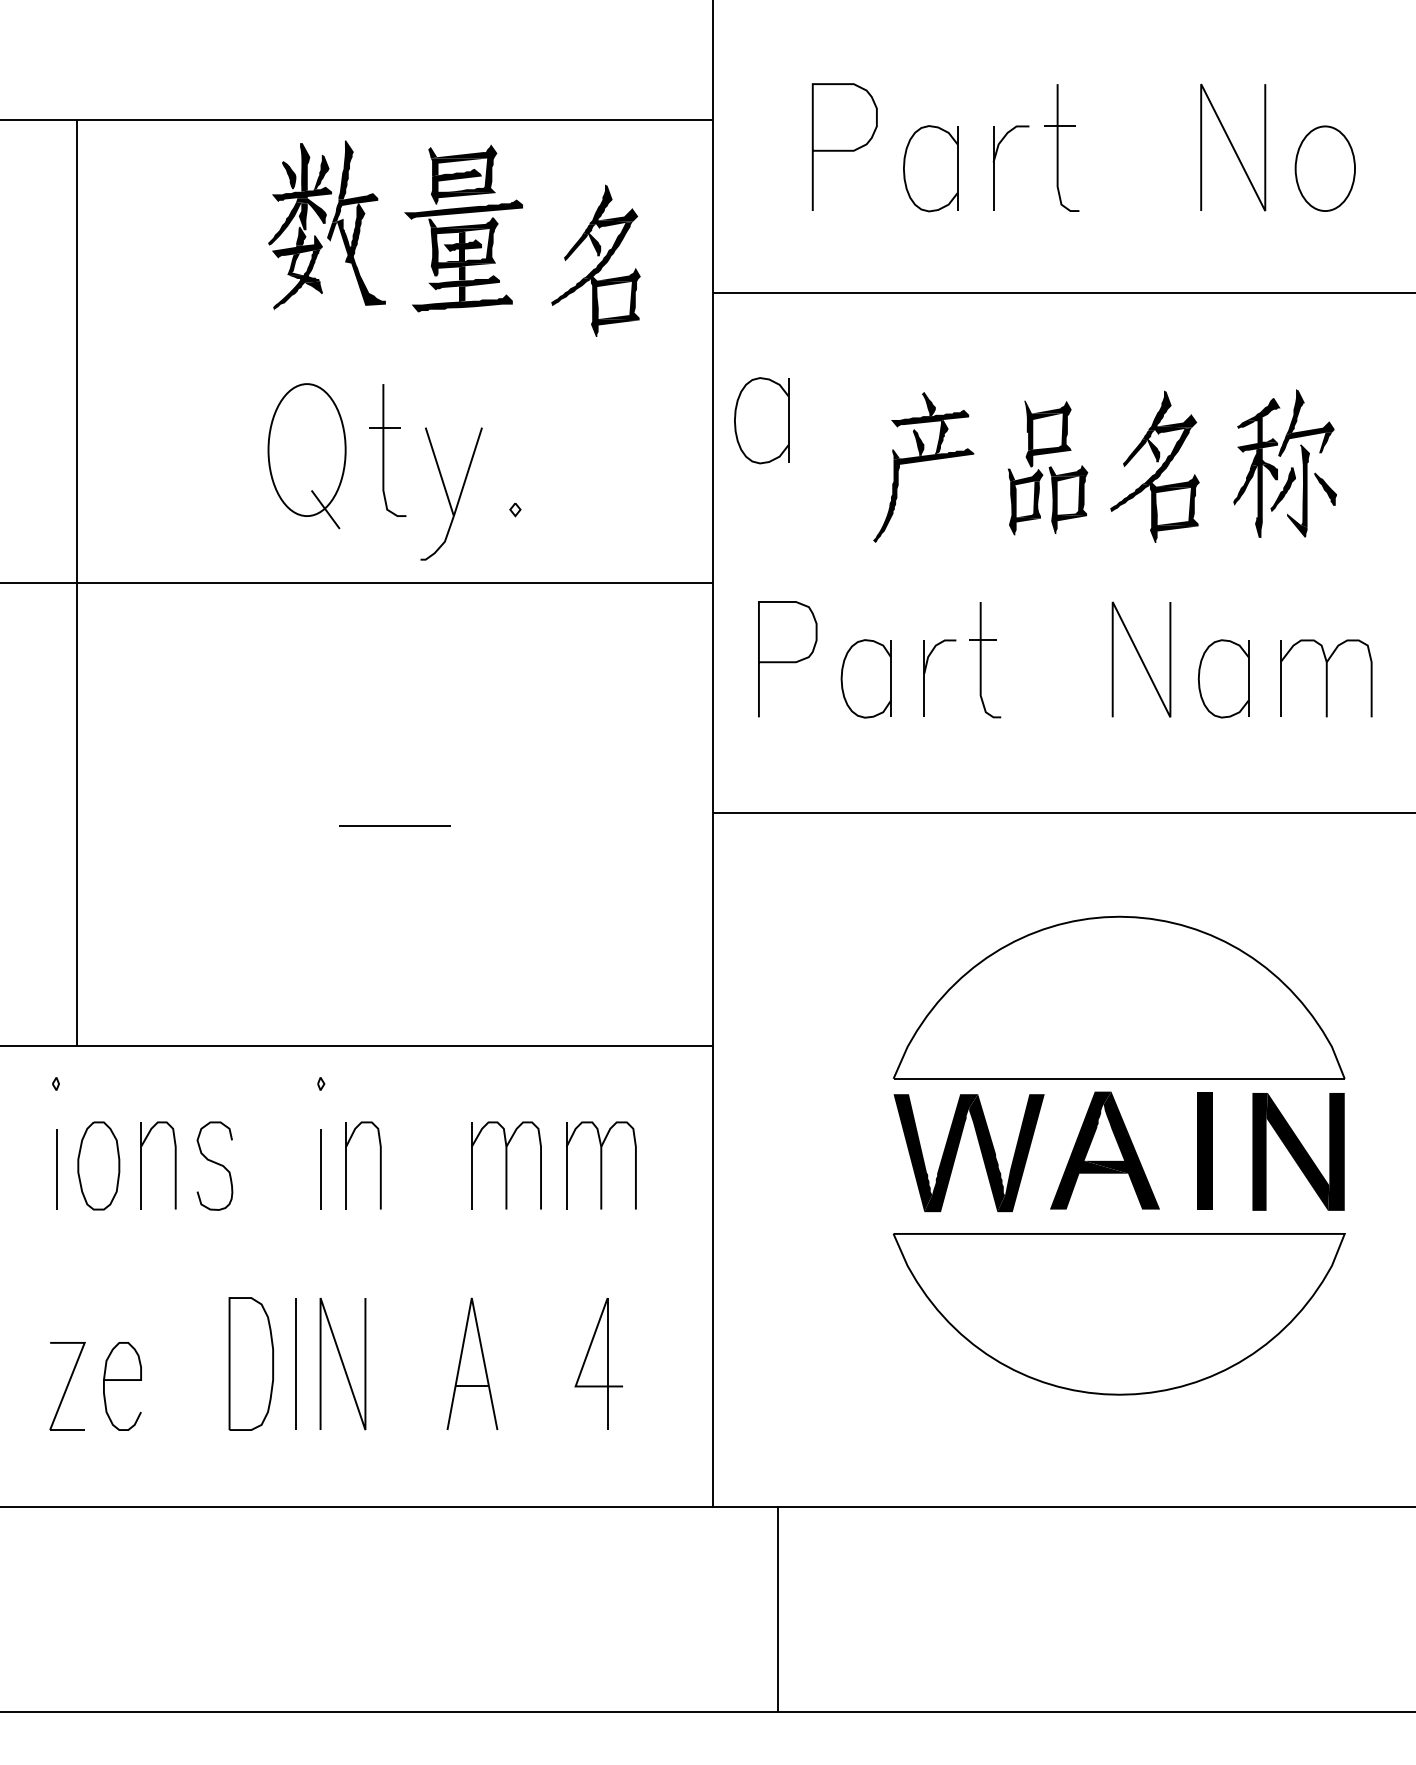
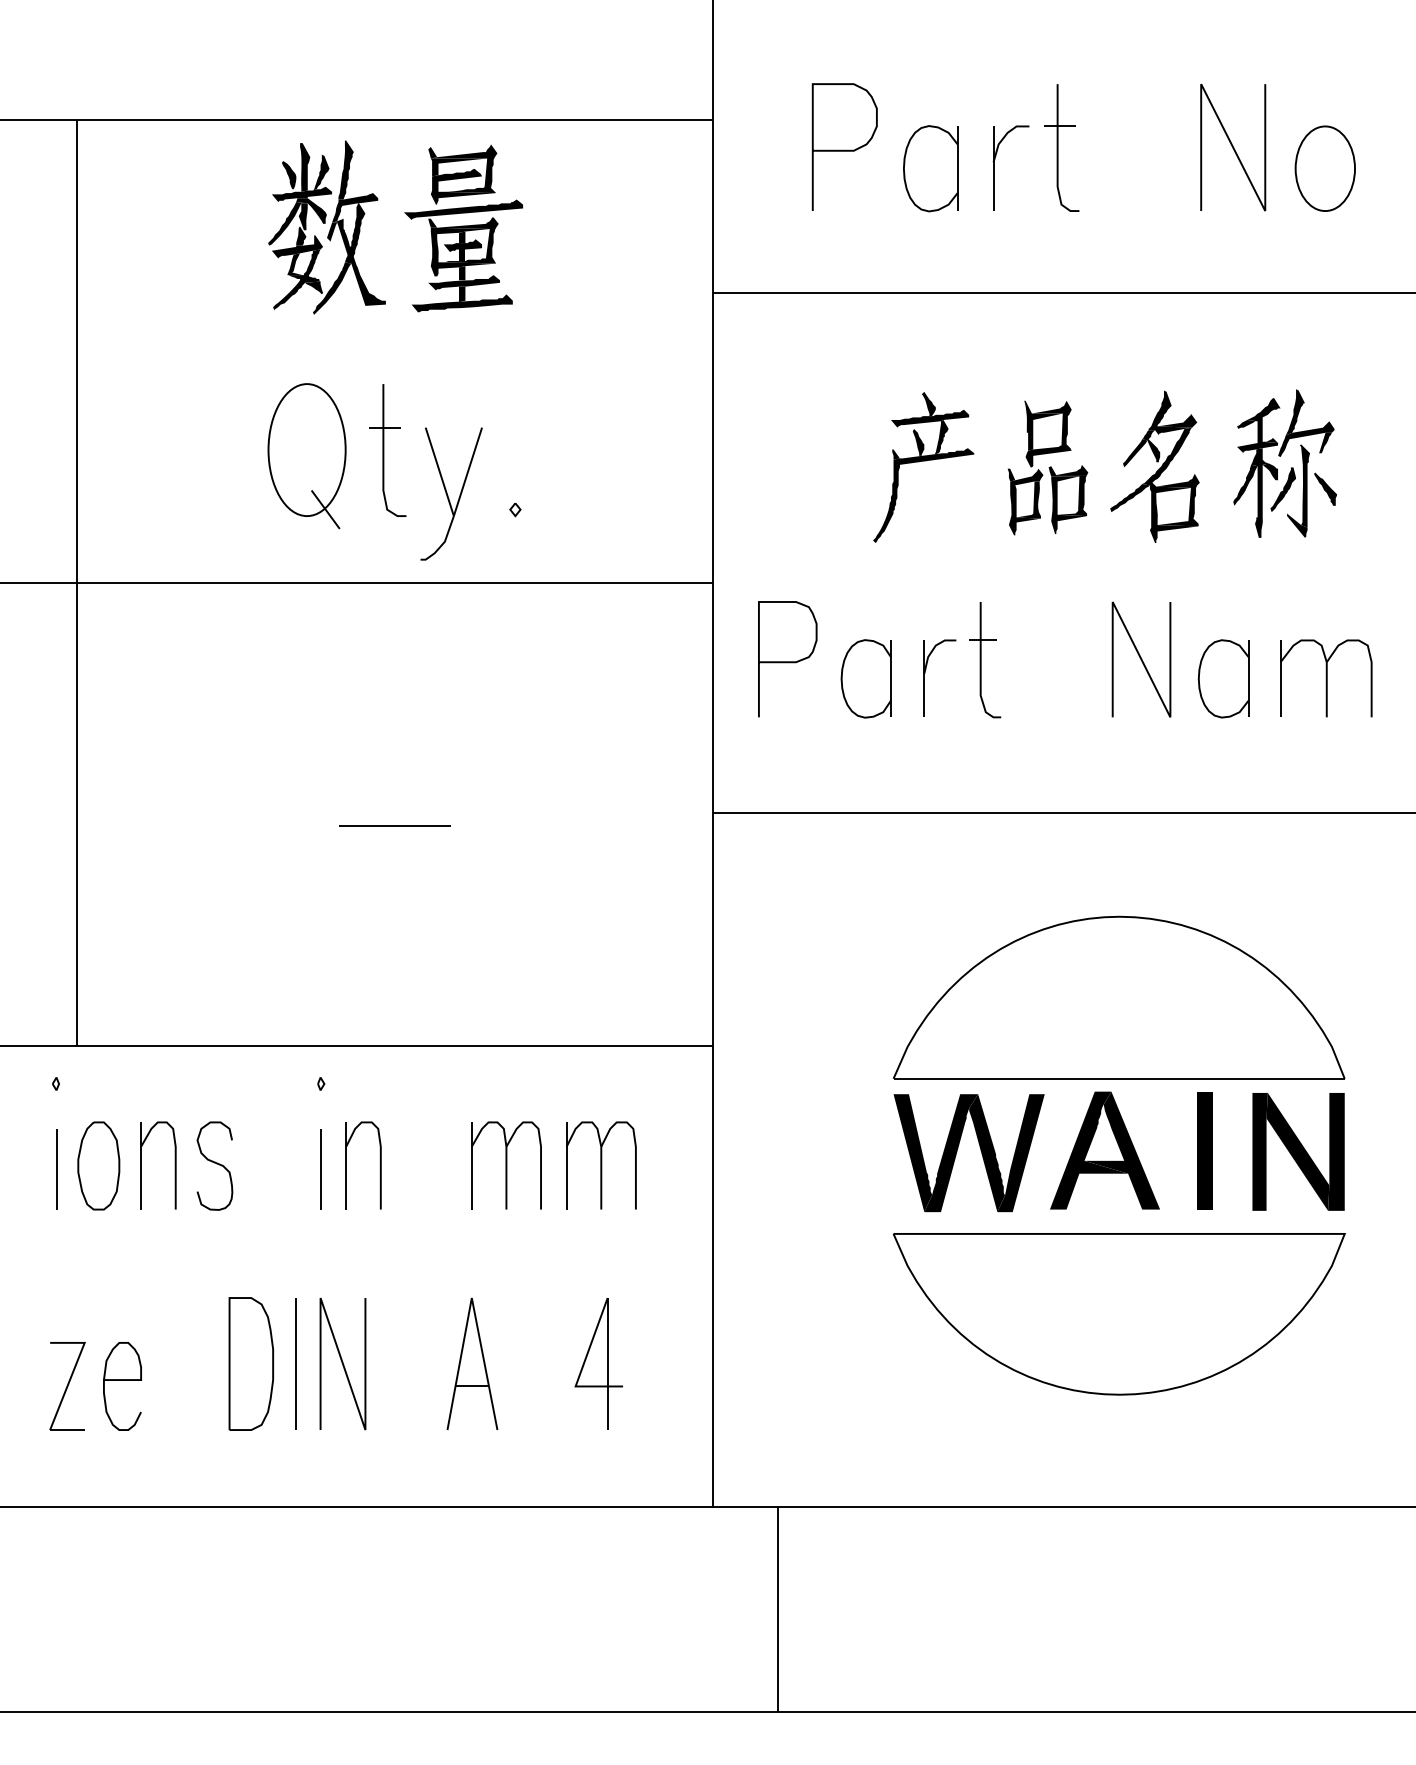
part: present -> none (595, 260)
fill: none -> present (331, 288)
part: present -> none (761, 420)
